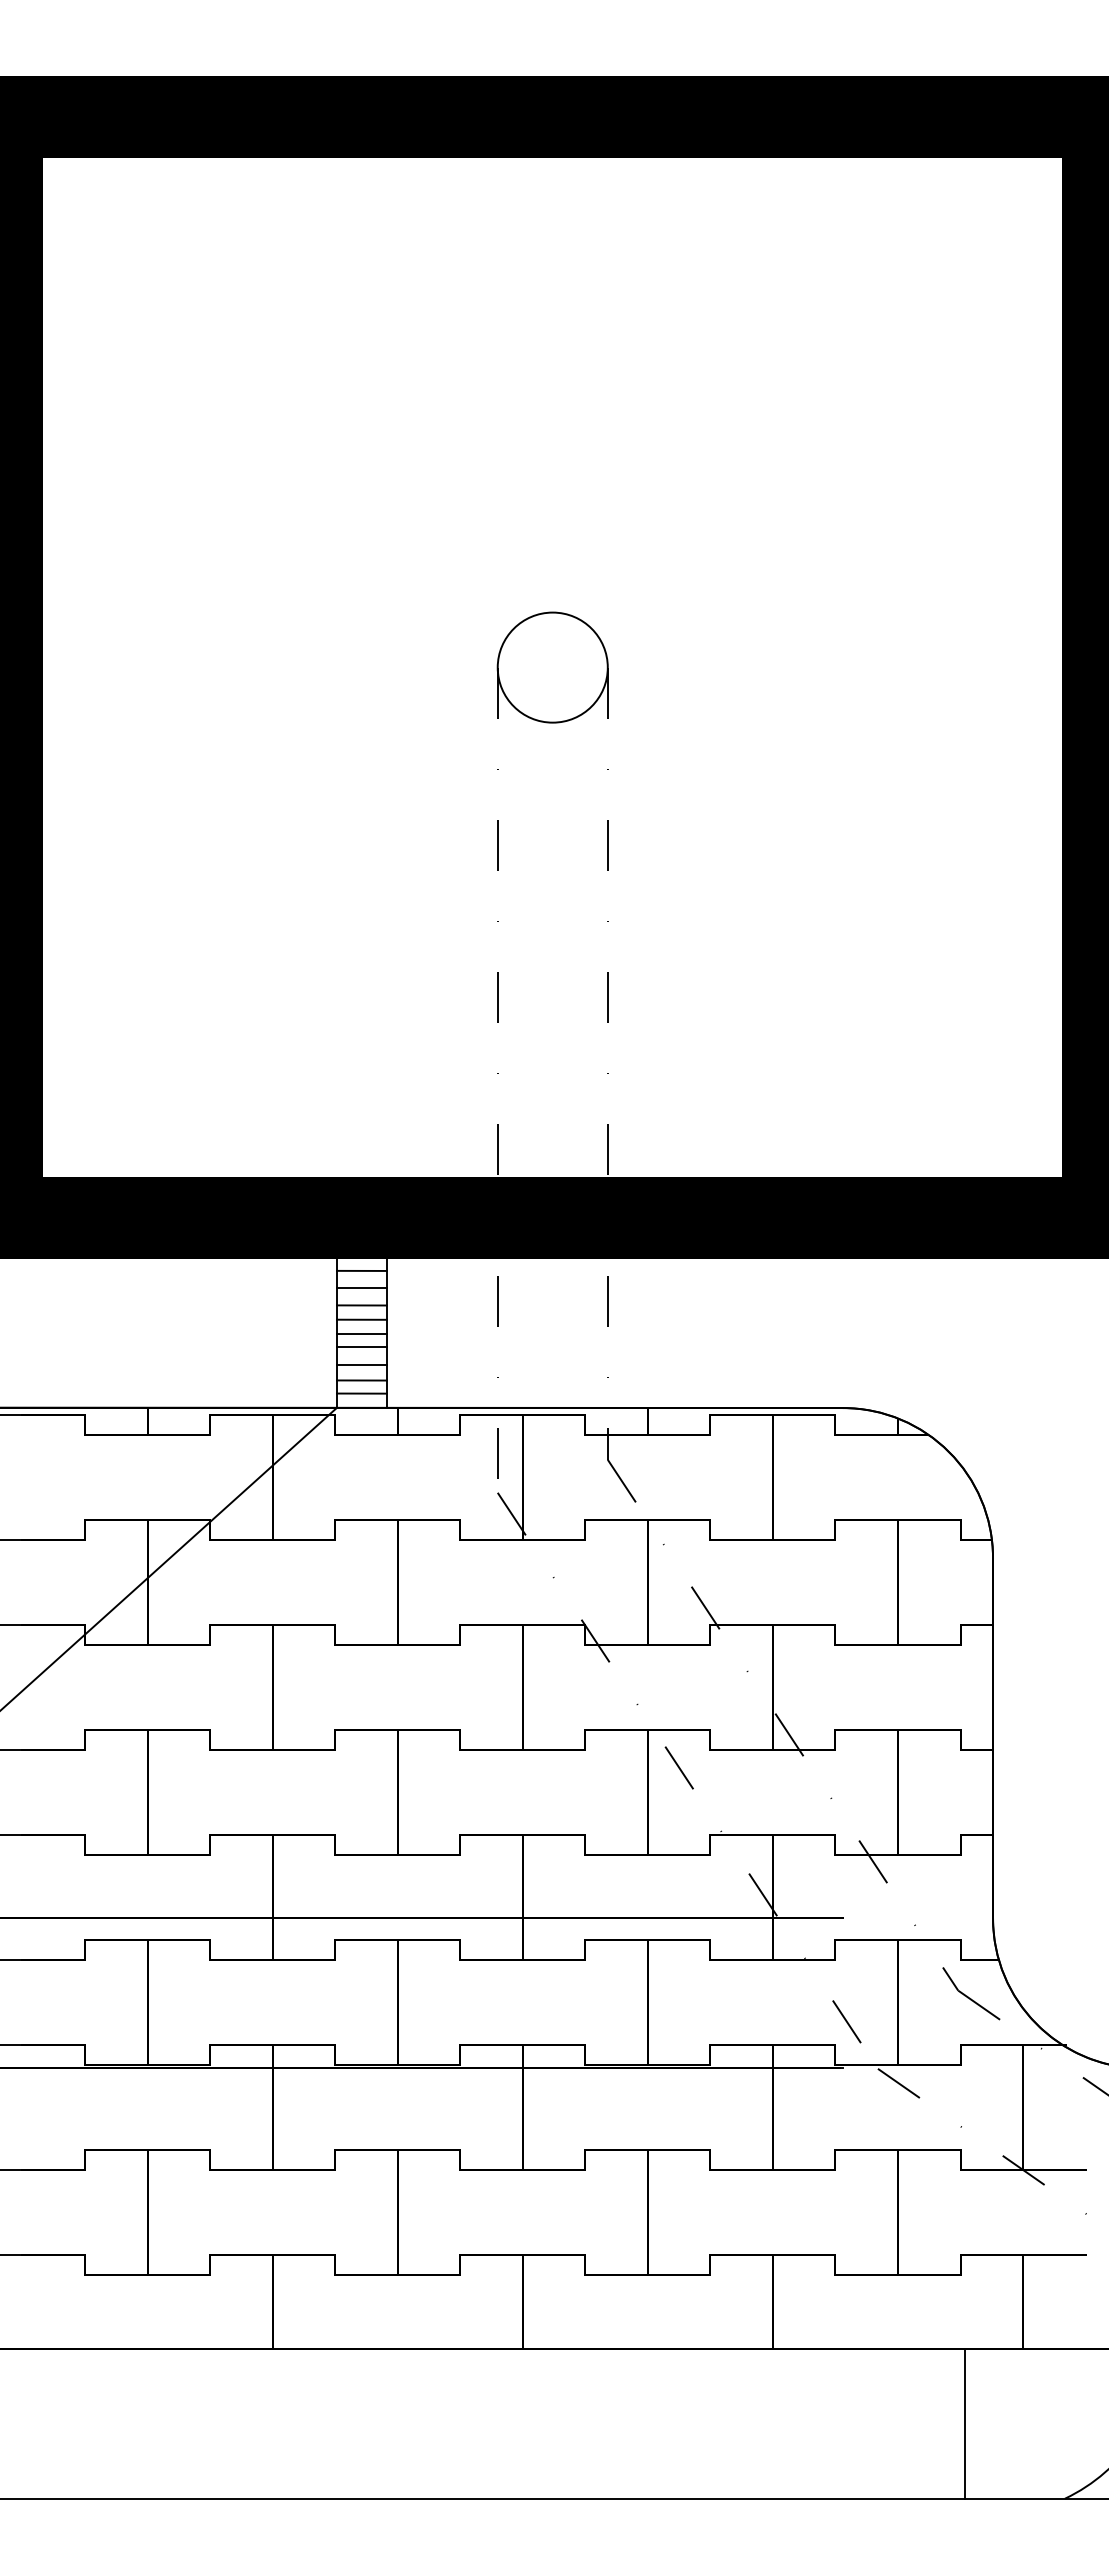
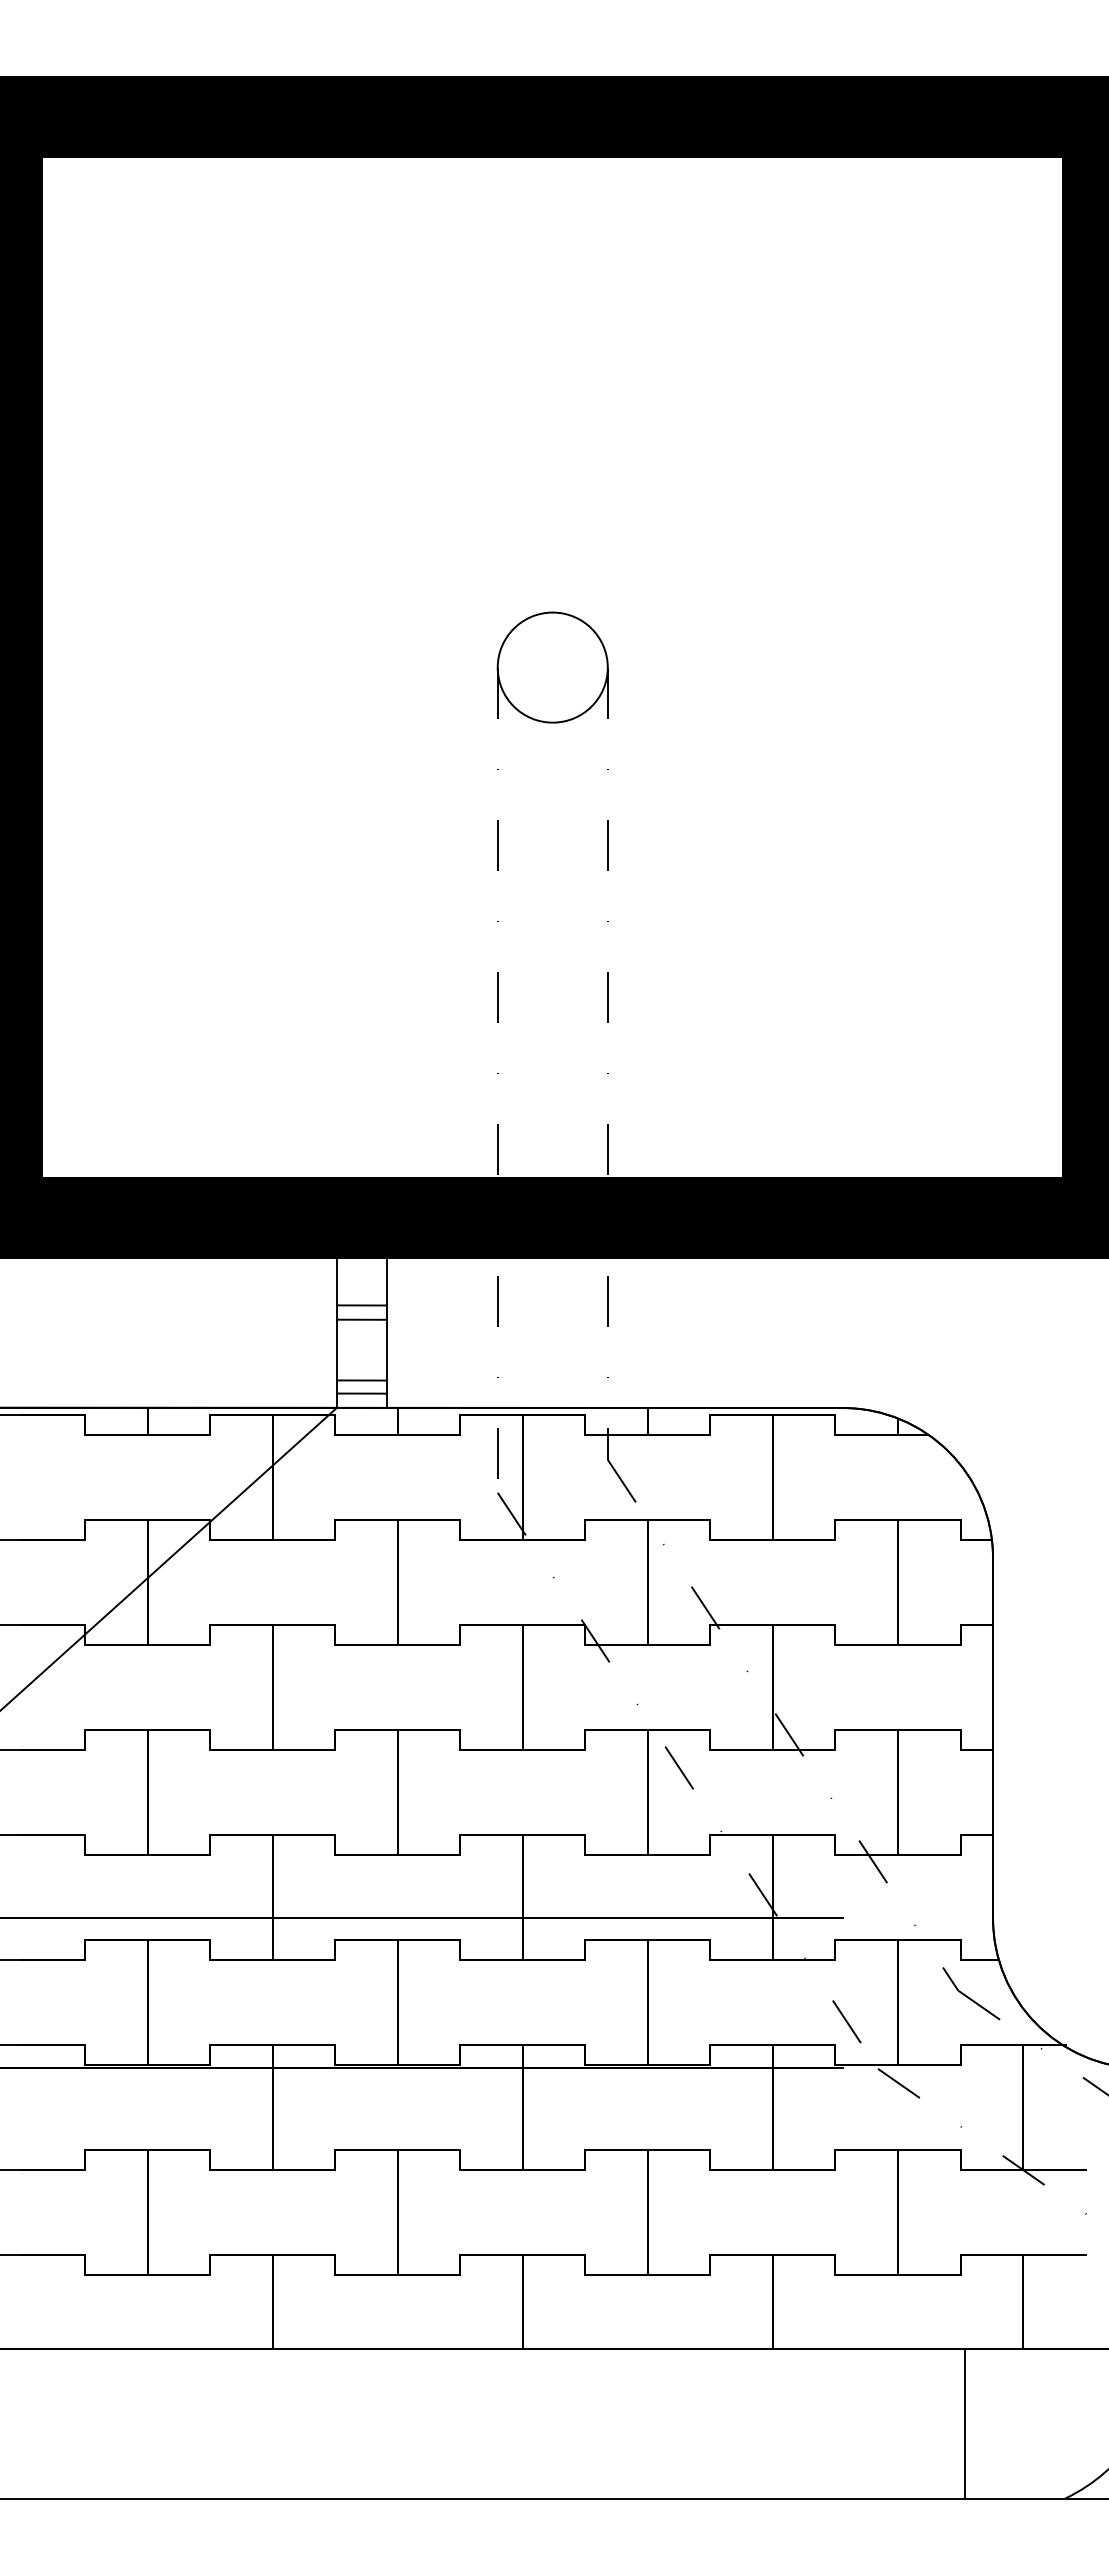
line: present -> none (361, 1270)
line: present -> none (361, 1287)
line: present -> none (361, 1334)
line: present -> none (361, 1347)
line: present -> none (361, 1365)
